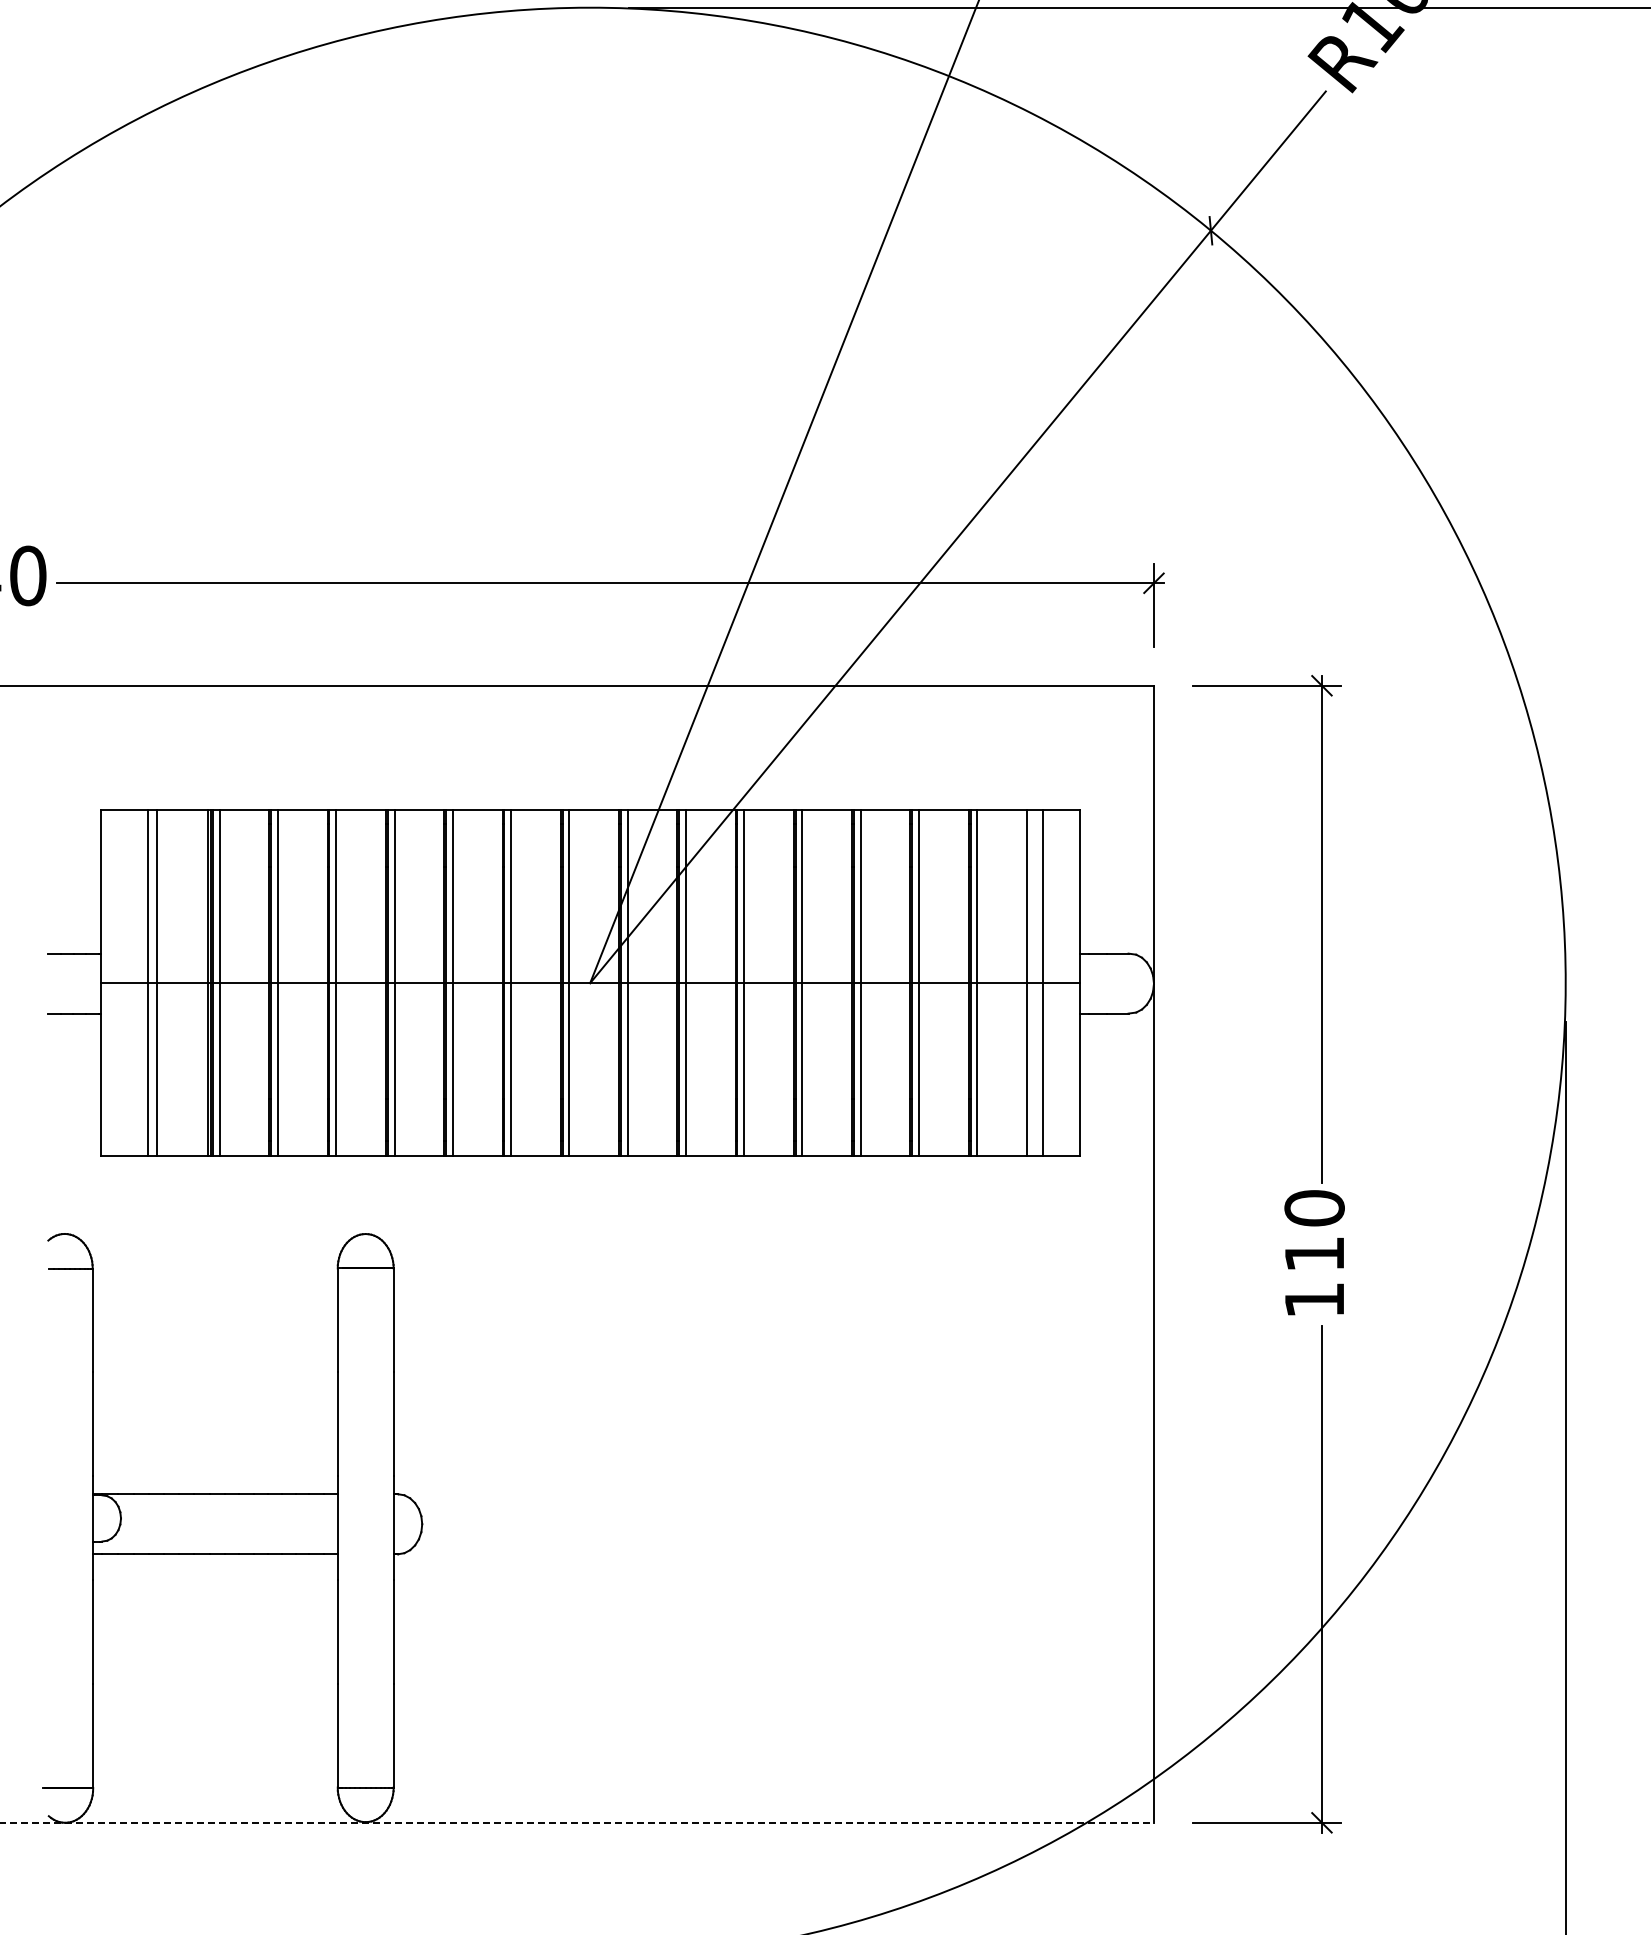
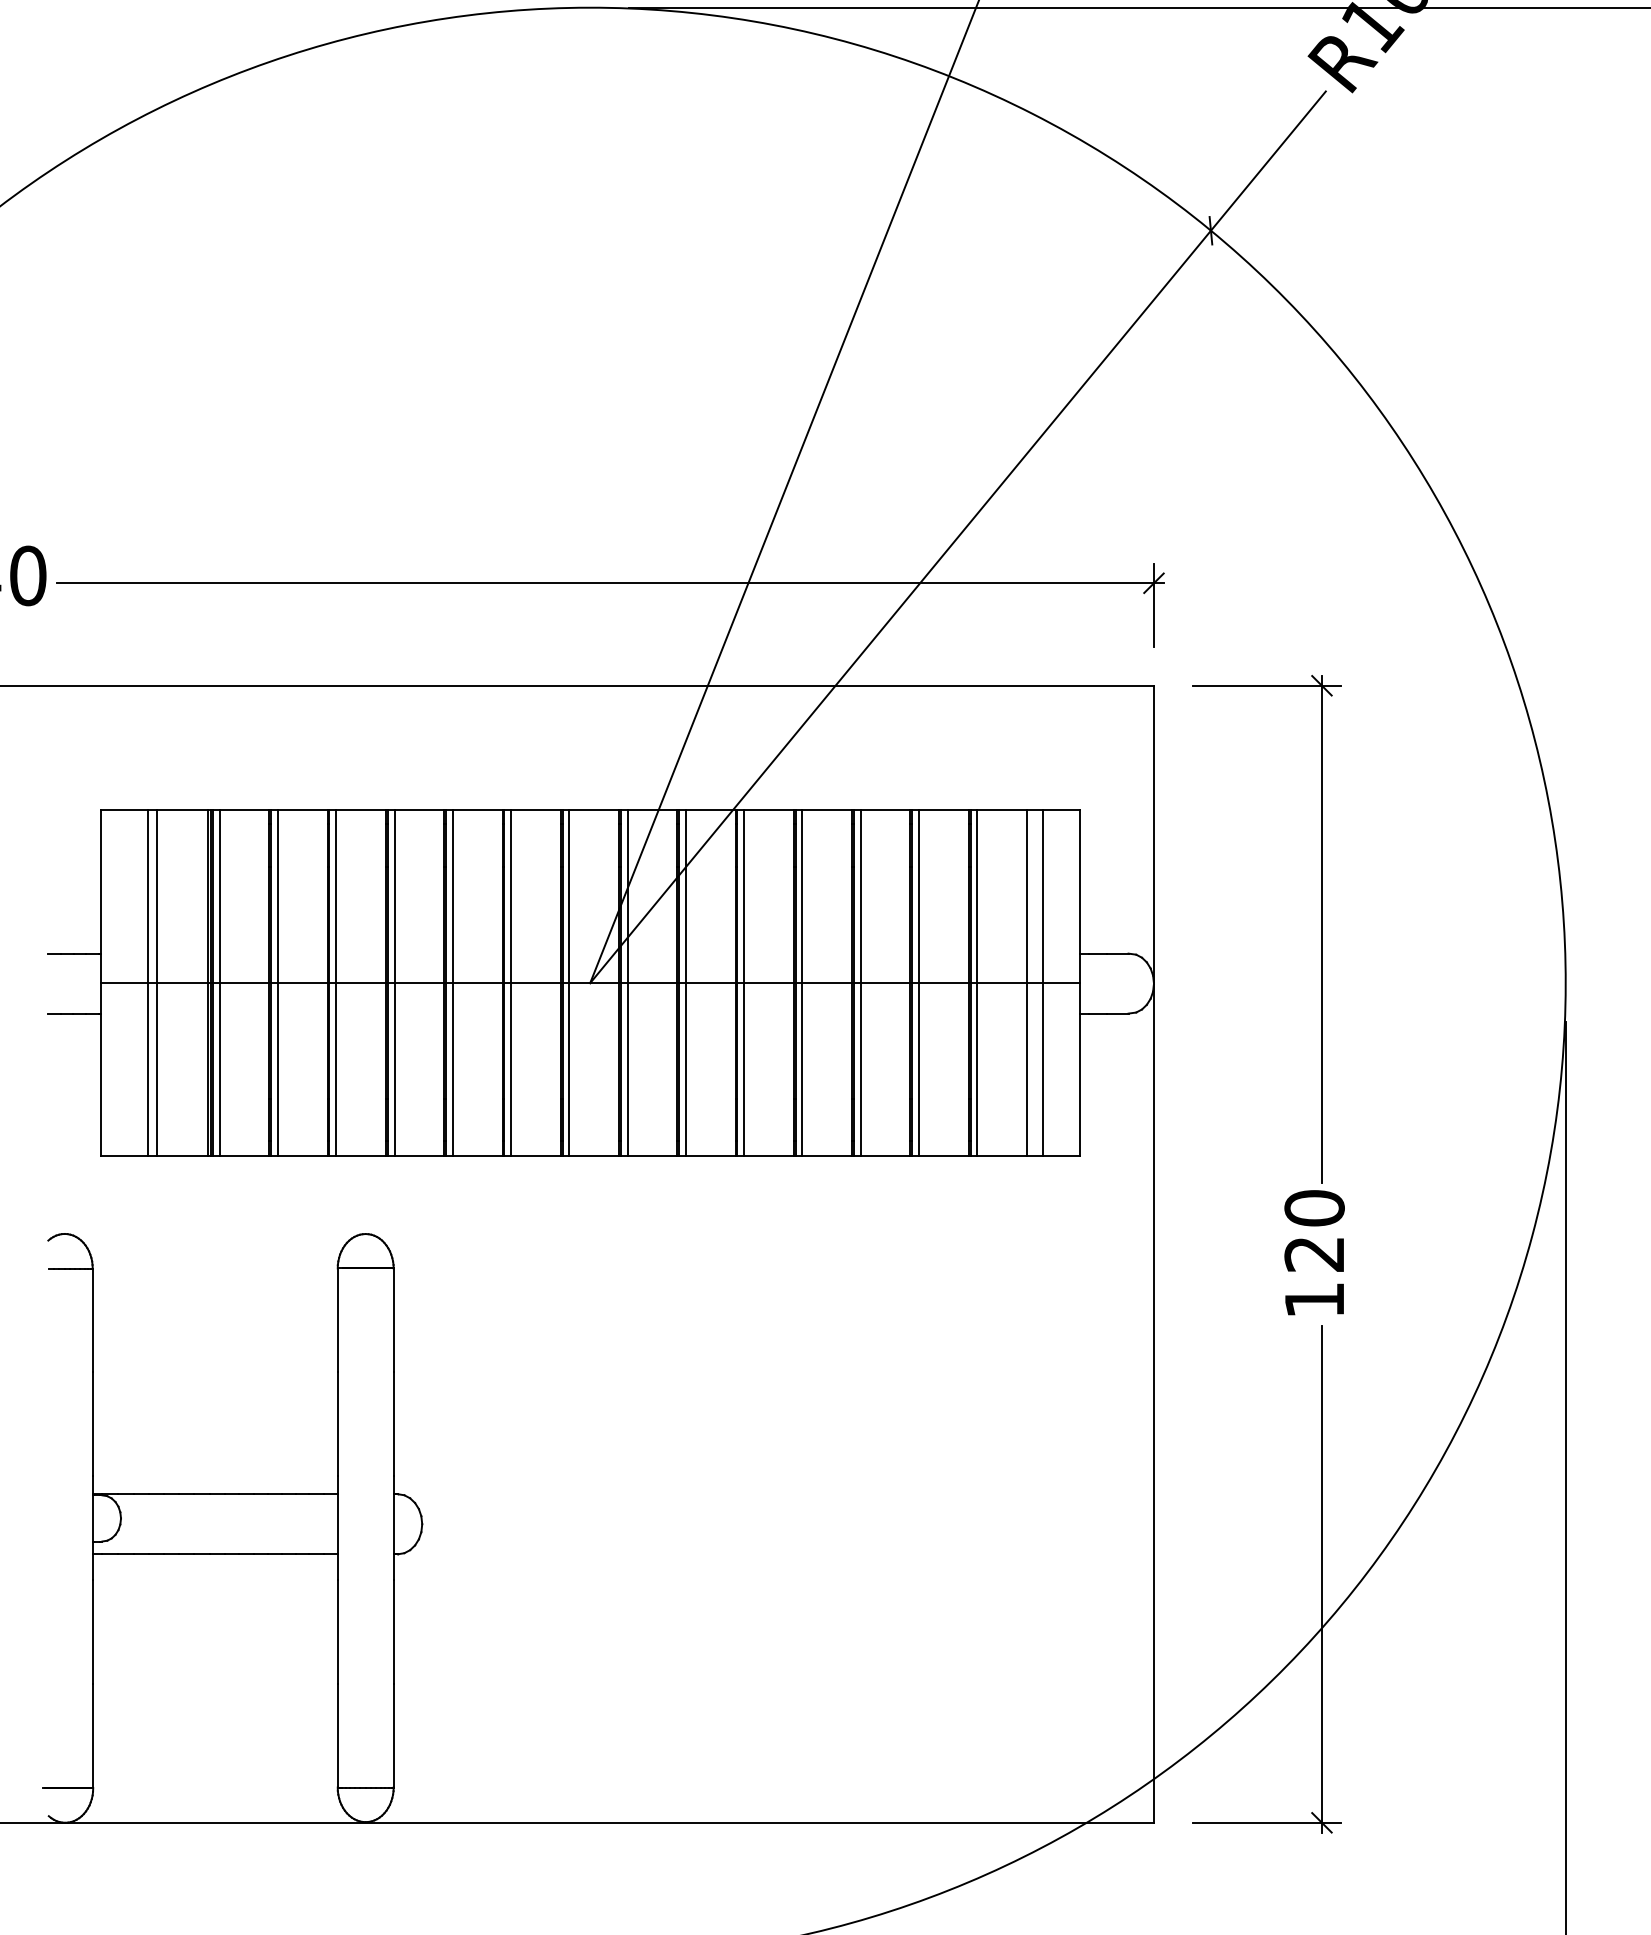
text: 110 -> 120 (1313, 1254)
line: dashed -> solid (577, 1822)
